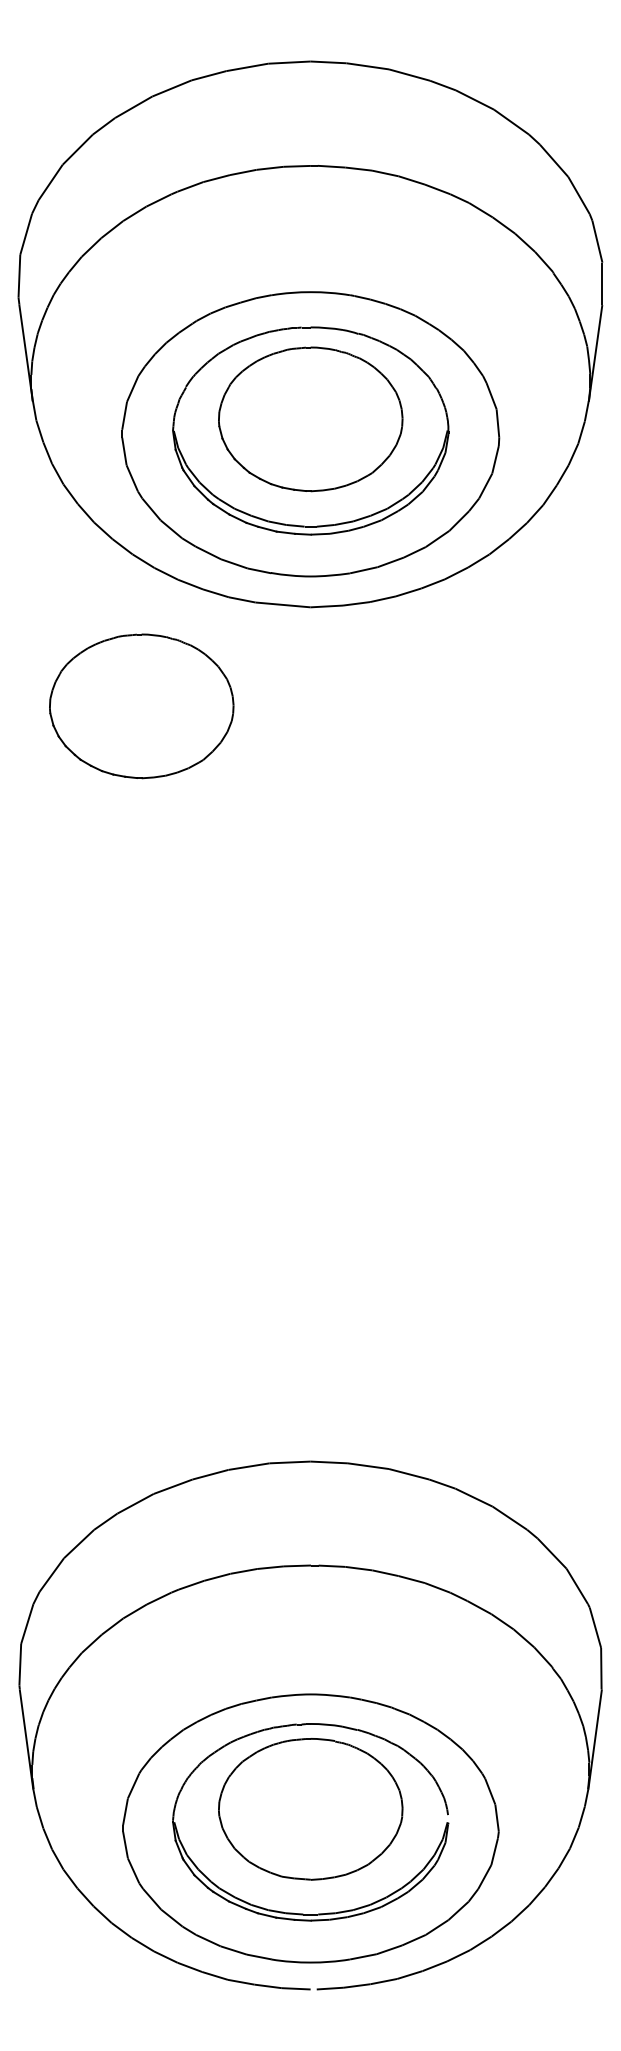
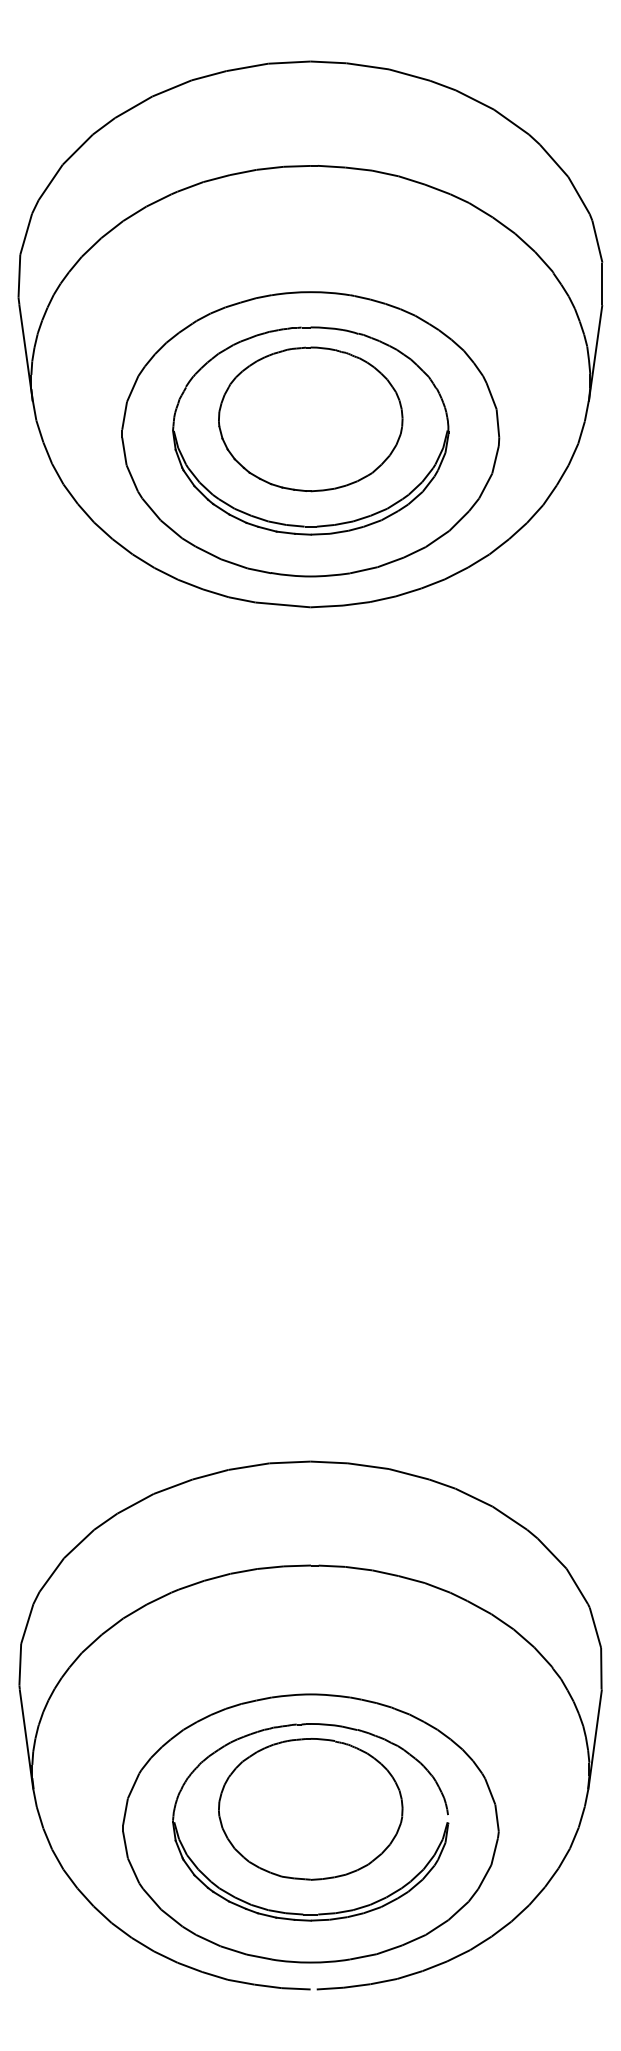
part: present -> none (141, 706)
